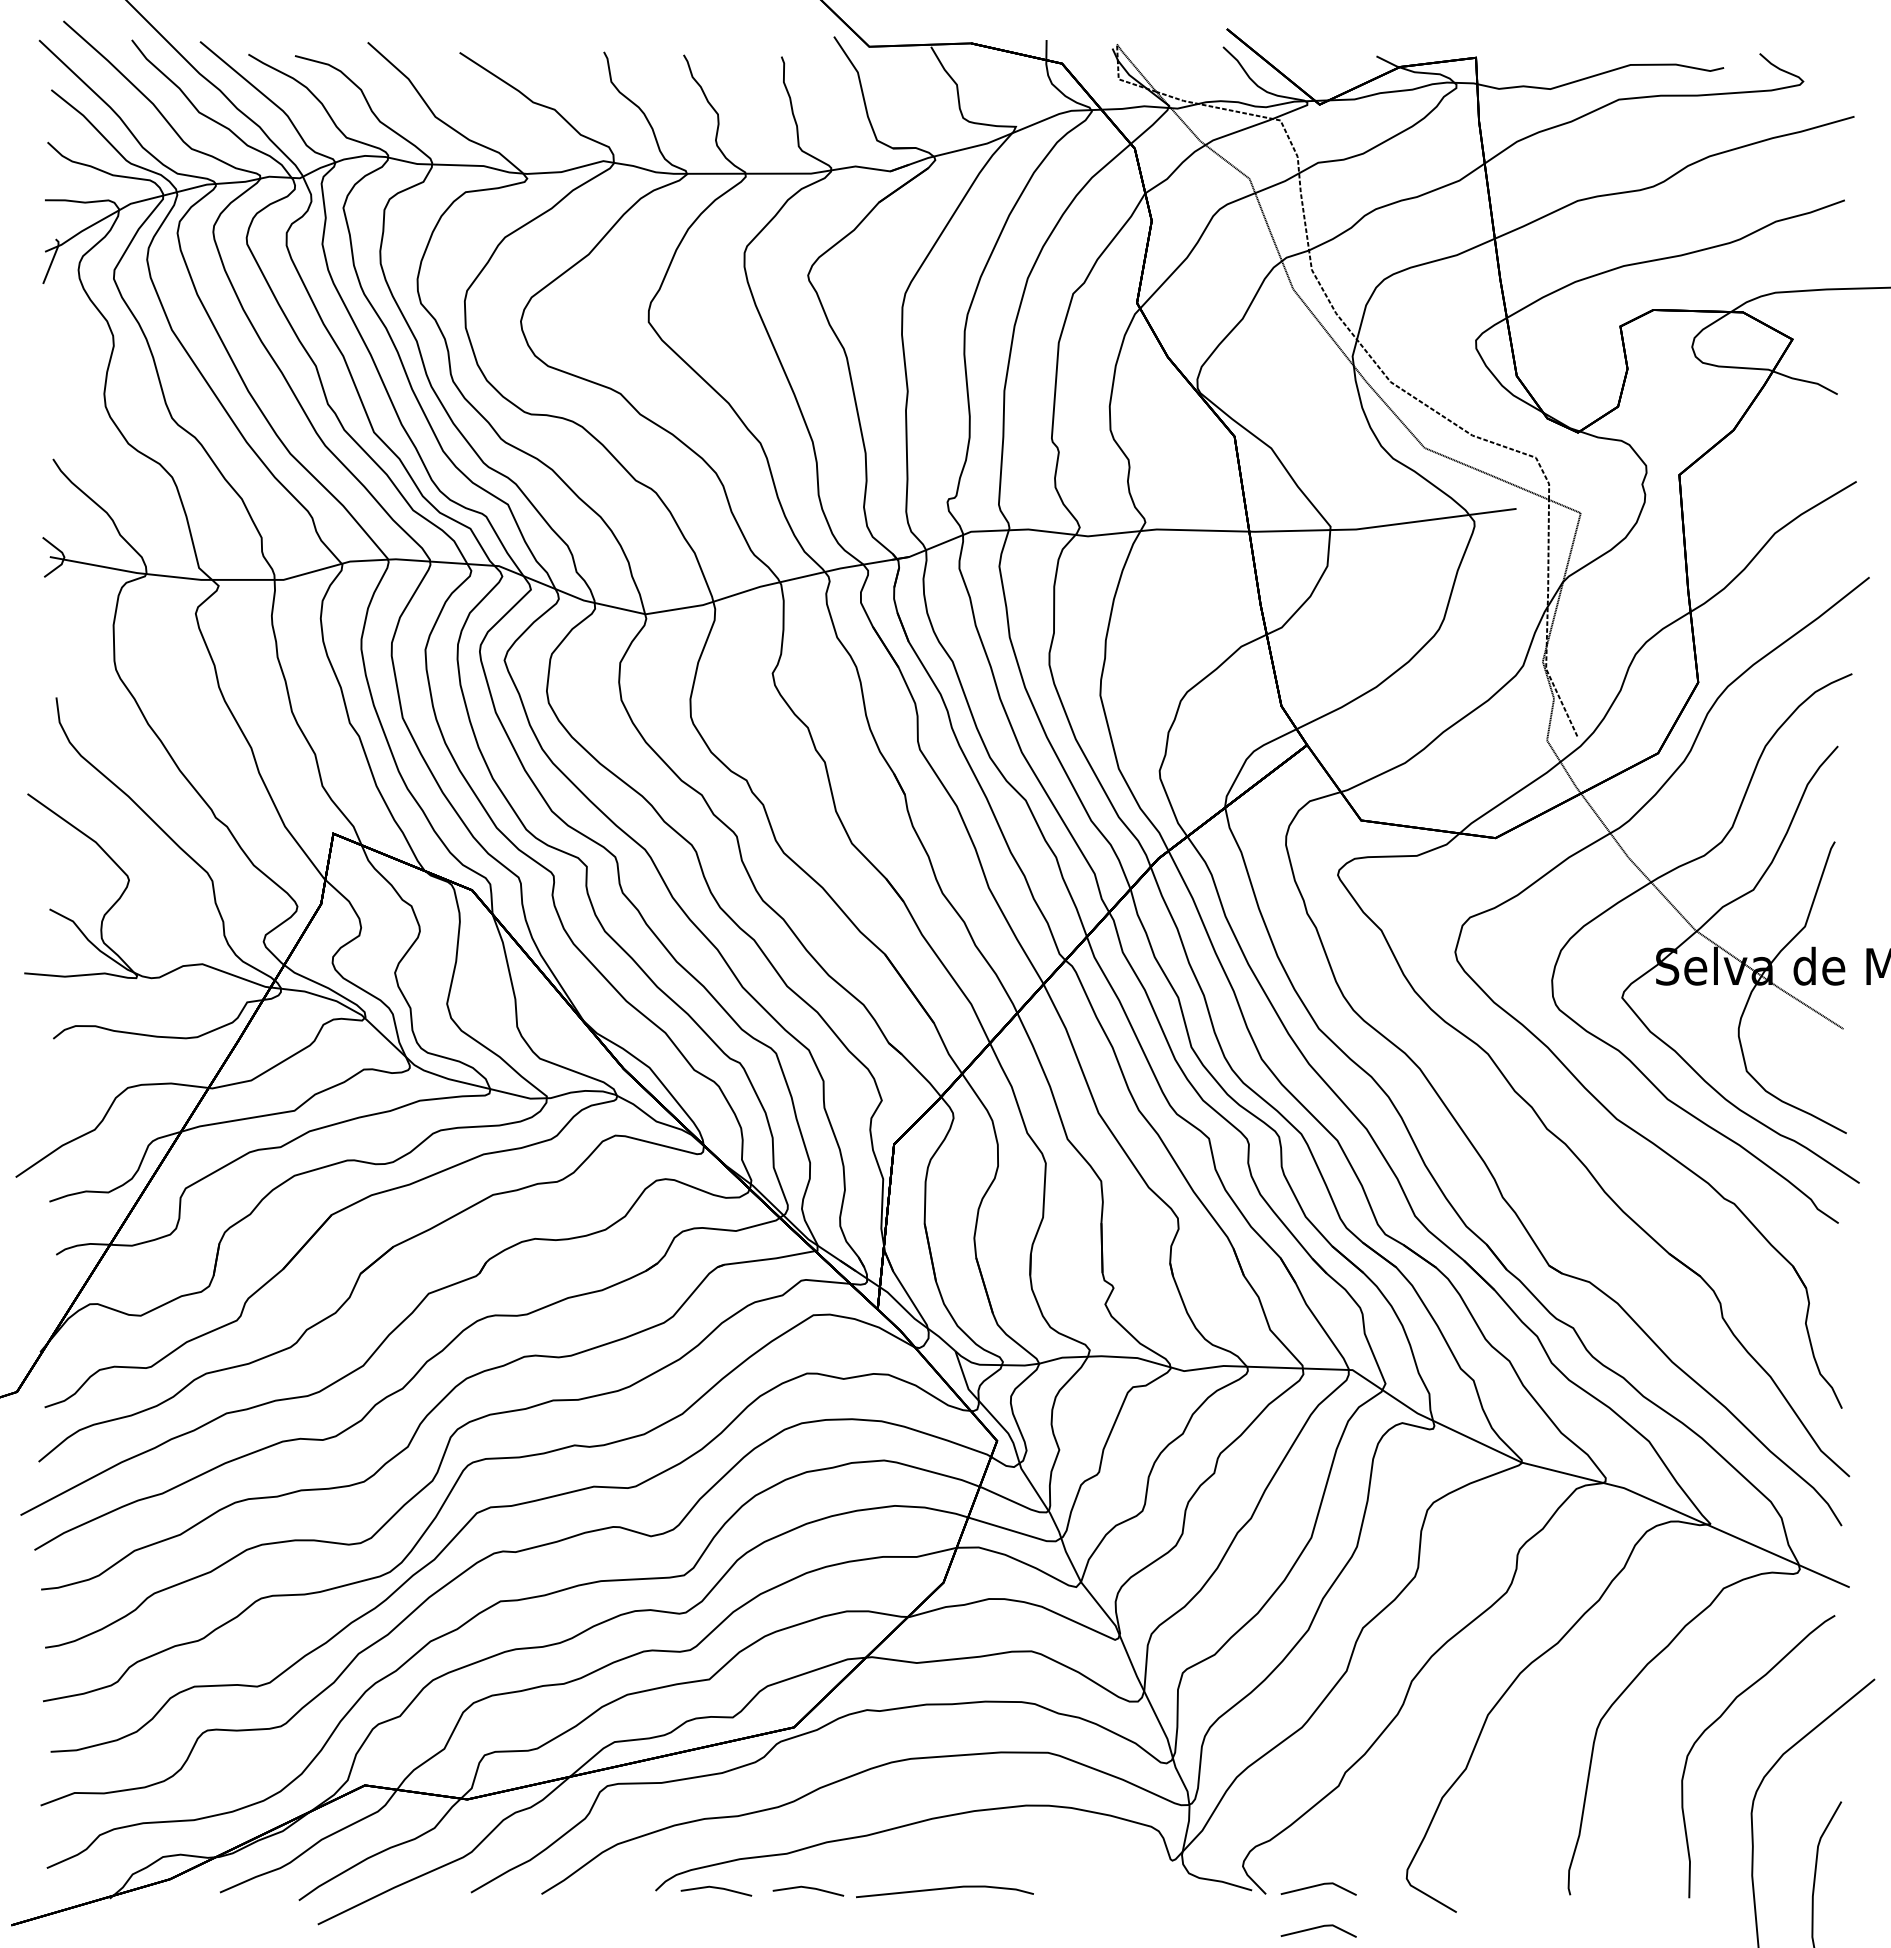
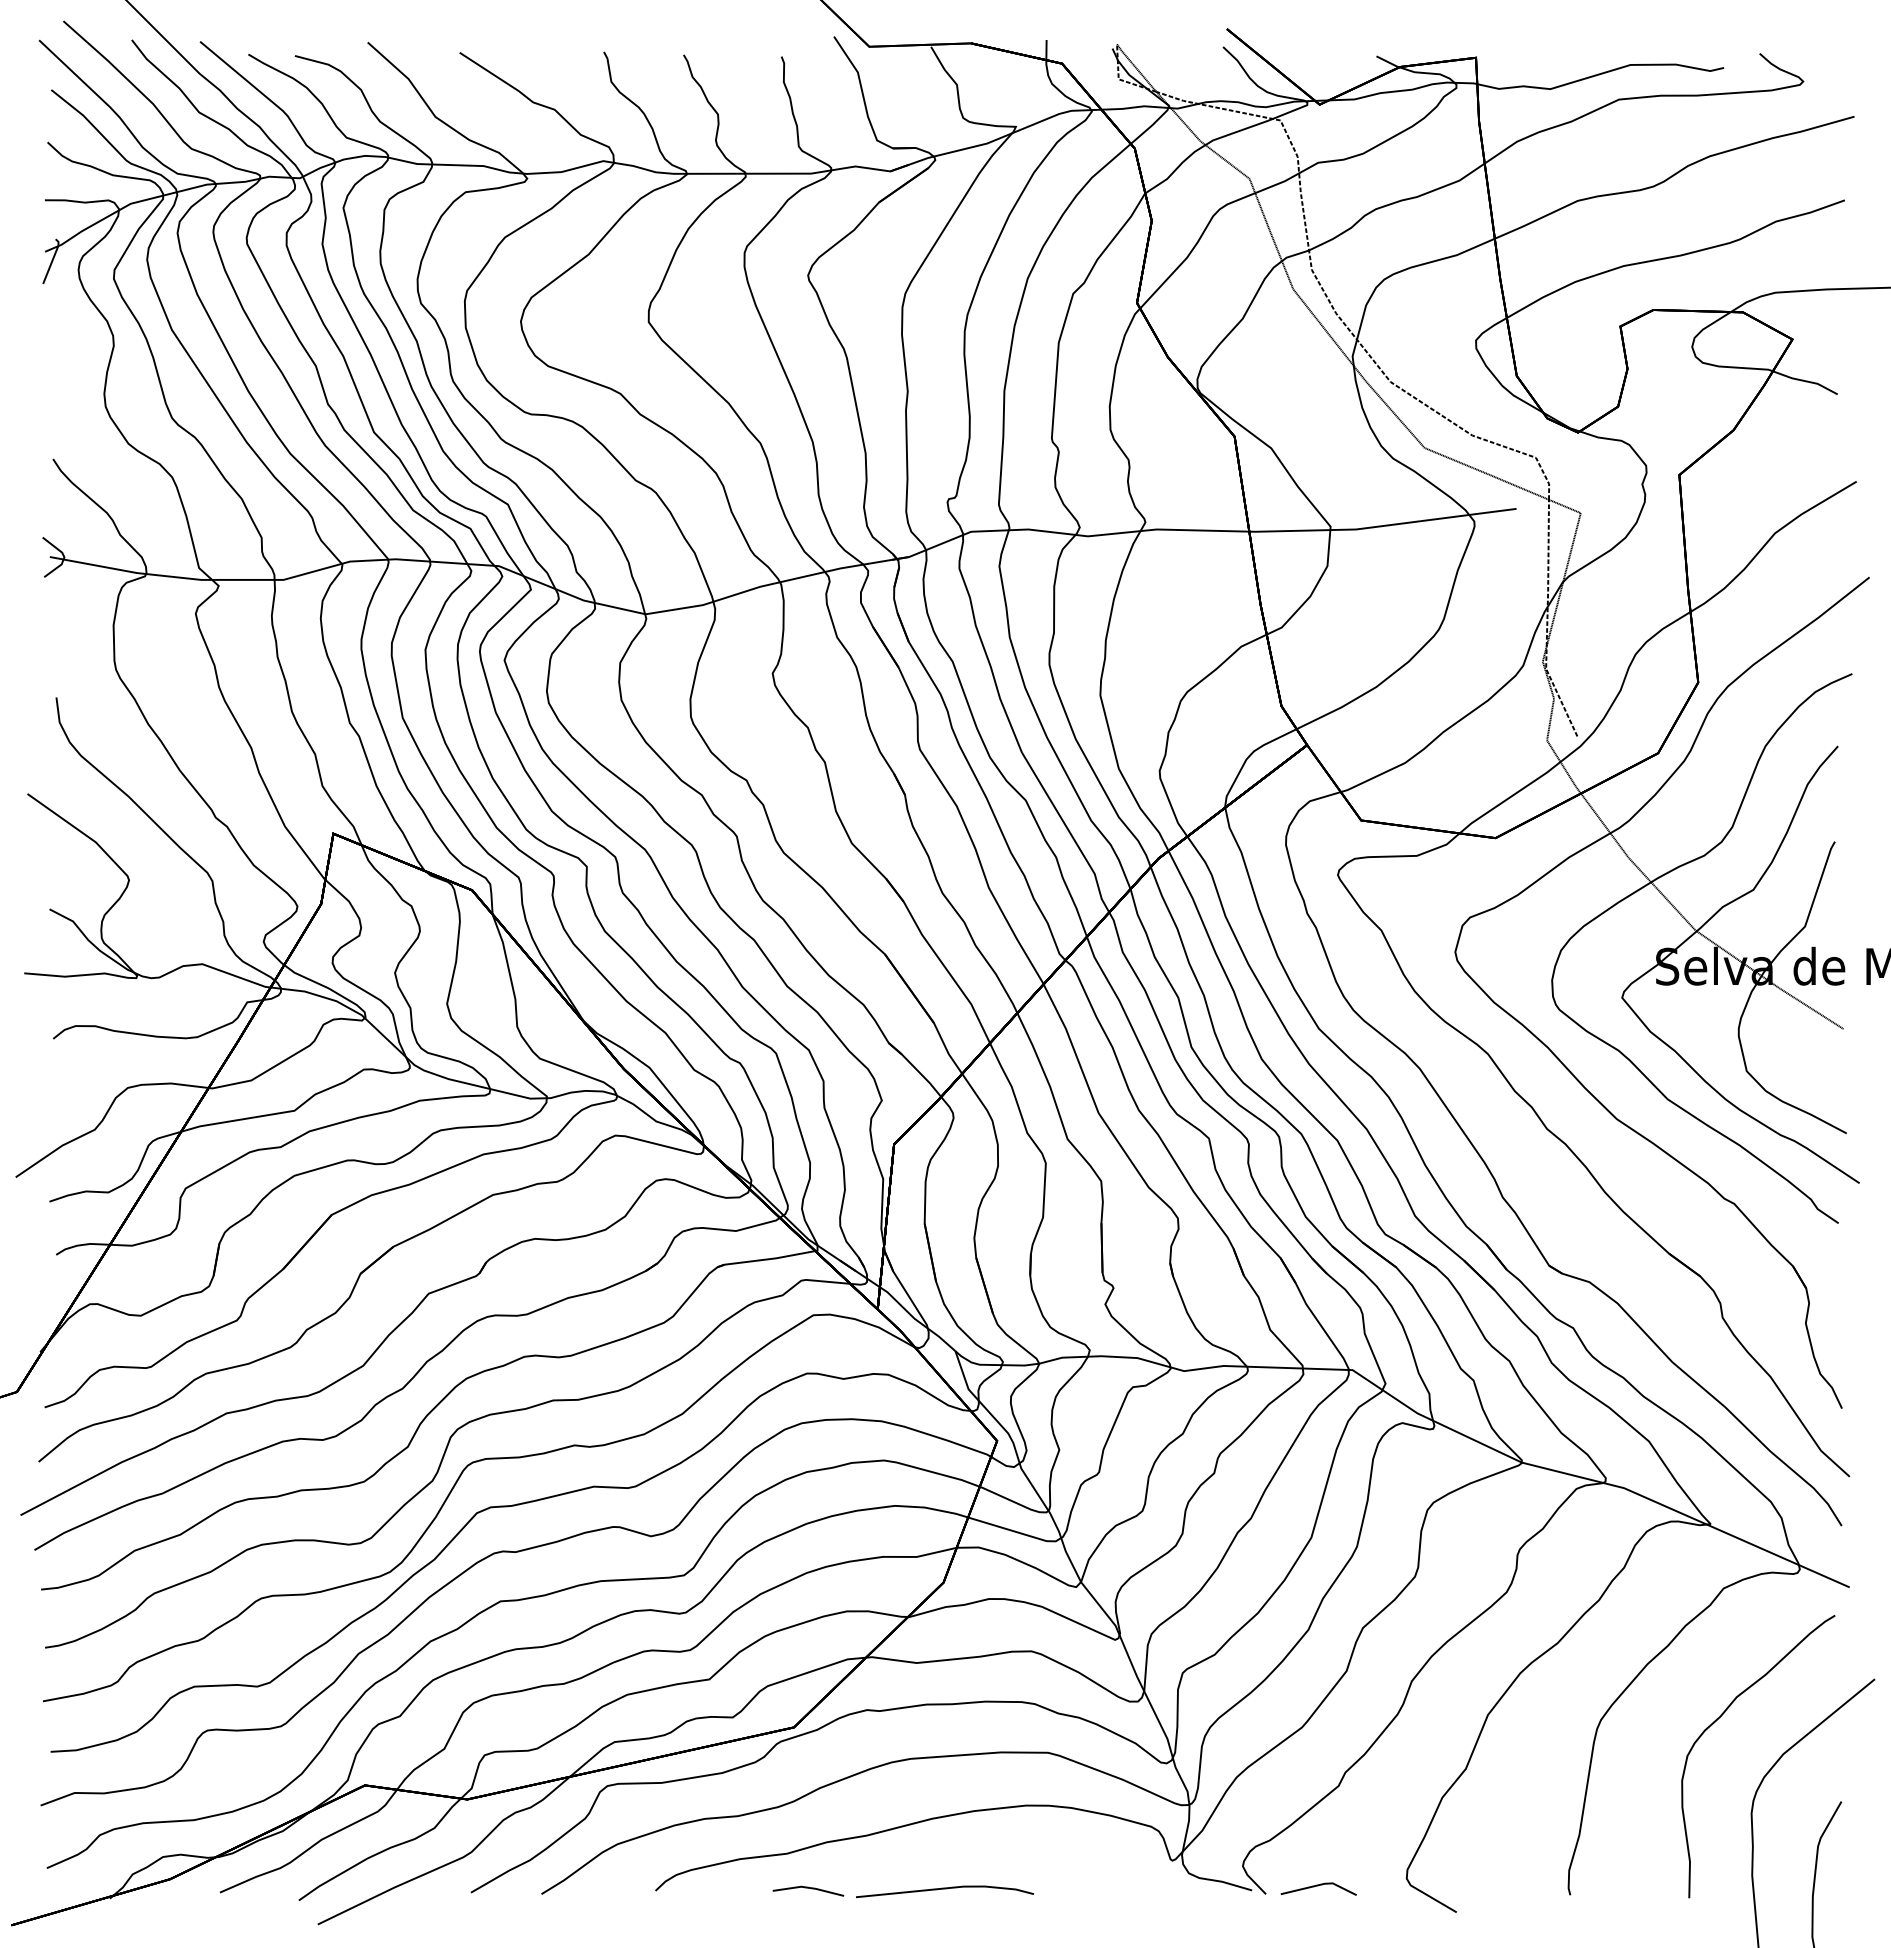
line: present -> none (716, 1888)
curve: present -> none (1318, 1928)
